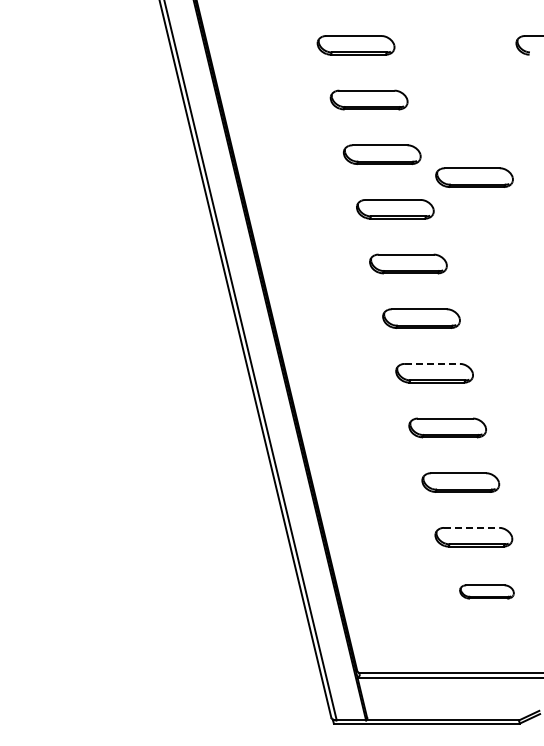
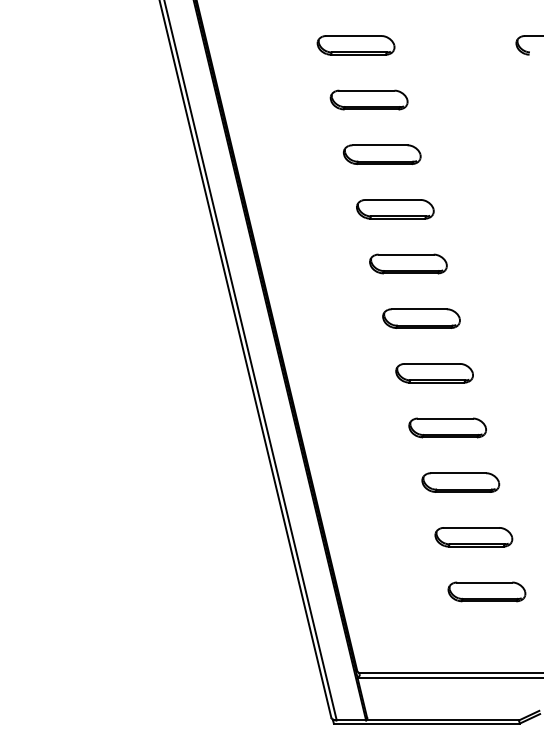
part: present -> none (474, 177)
line: dashed -> solid (432, 363)
line: dashed -> solid (471, 527)
part size: 56x16 px -> 80x22 px (486, 591)
